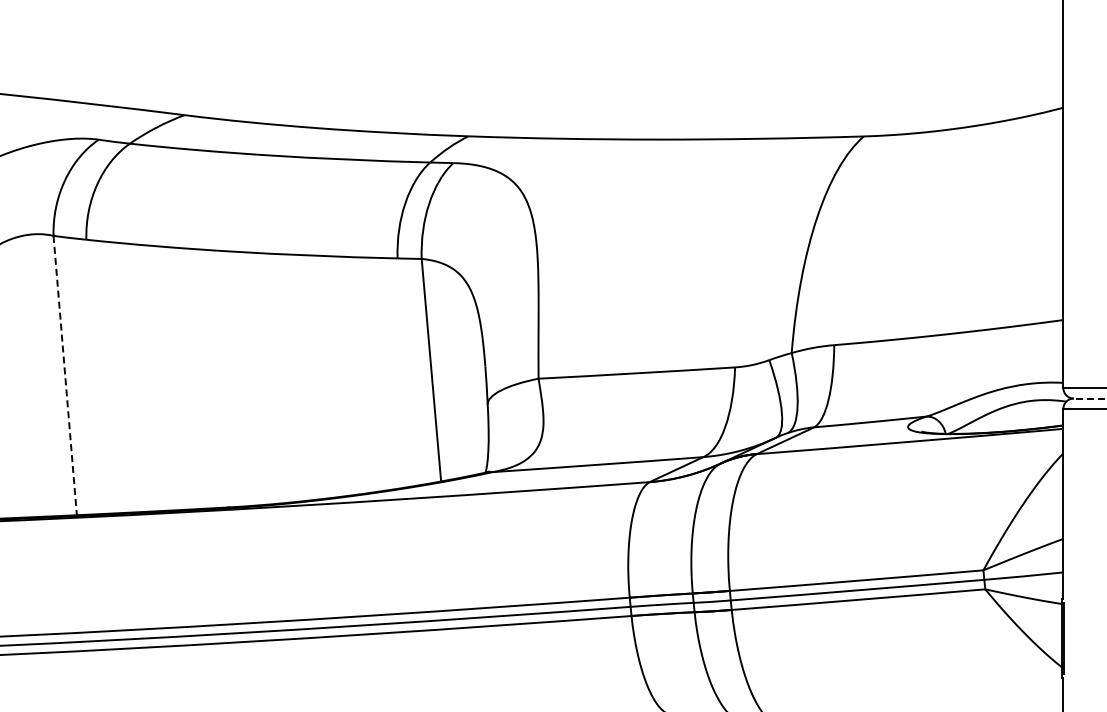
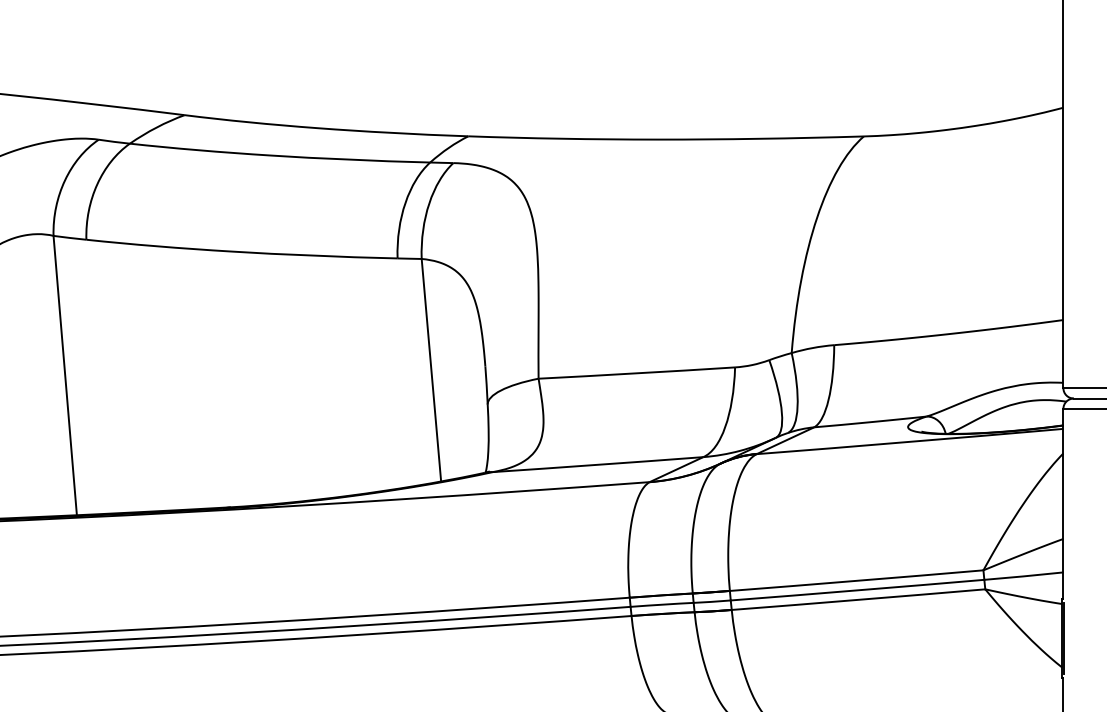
line: dashed -> solid (65, 376)
line: dashed -> solid (1089, 398)
